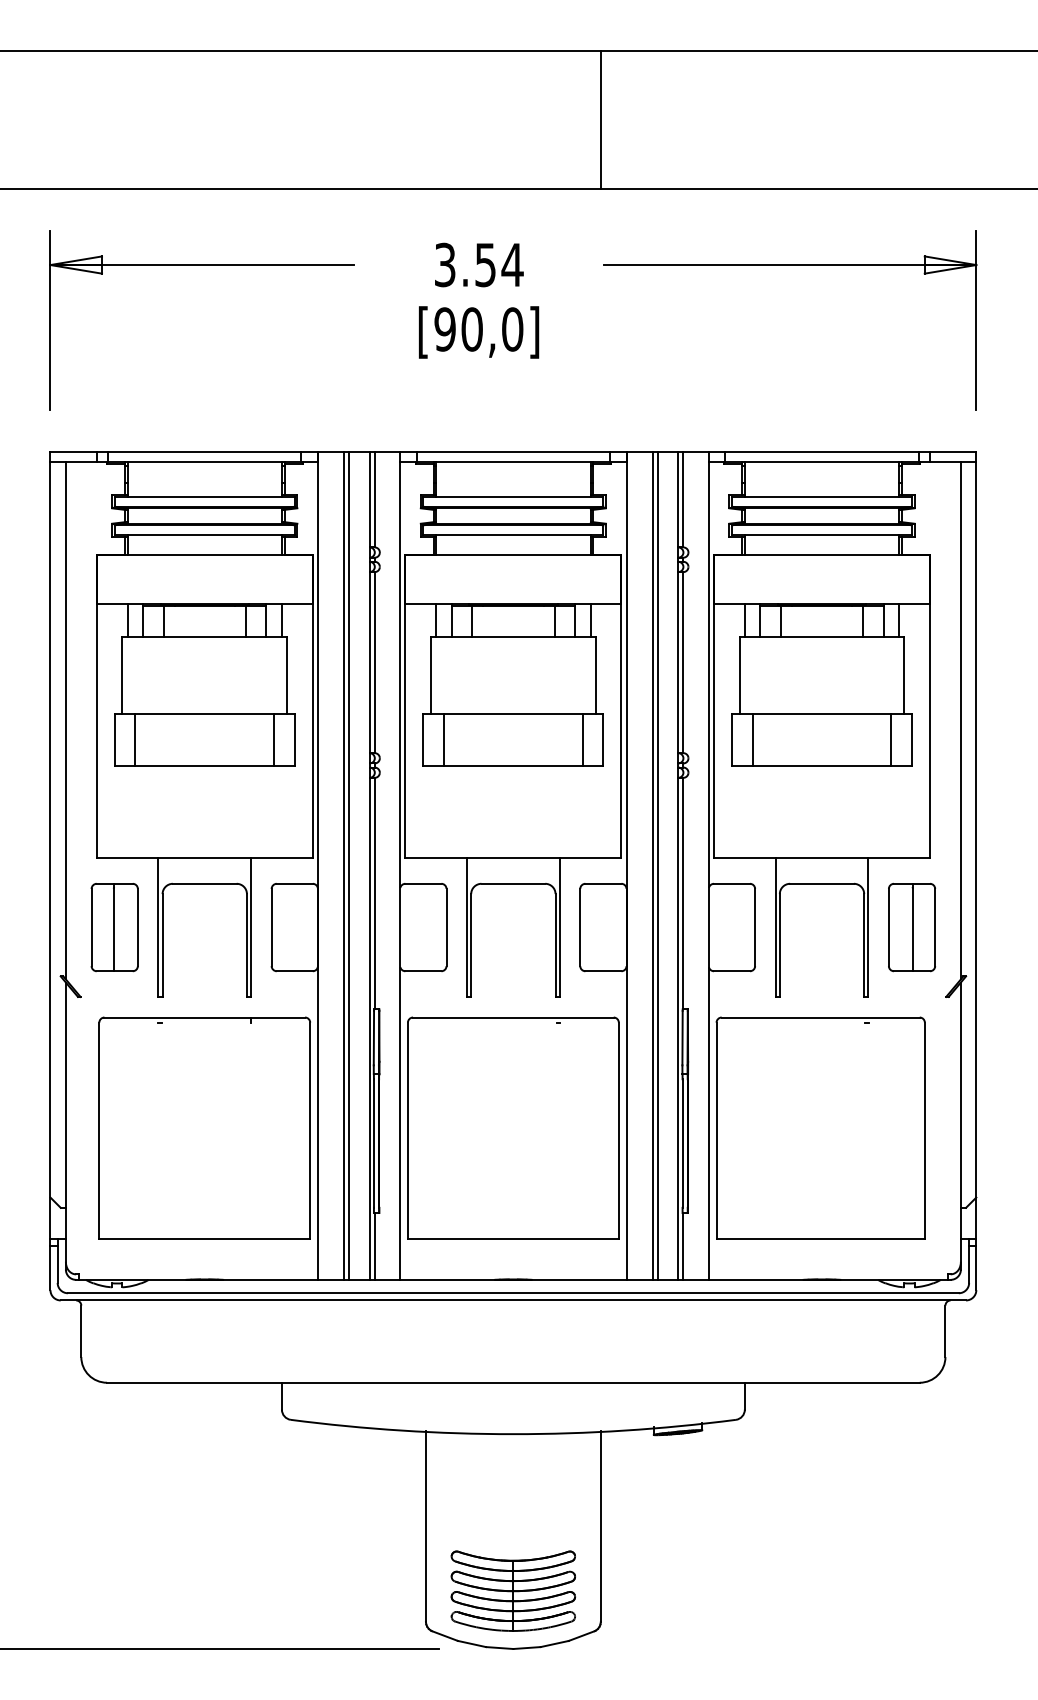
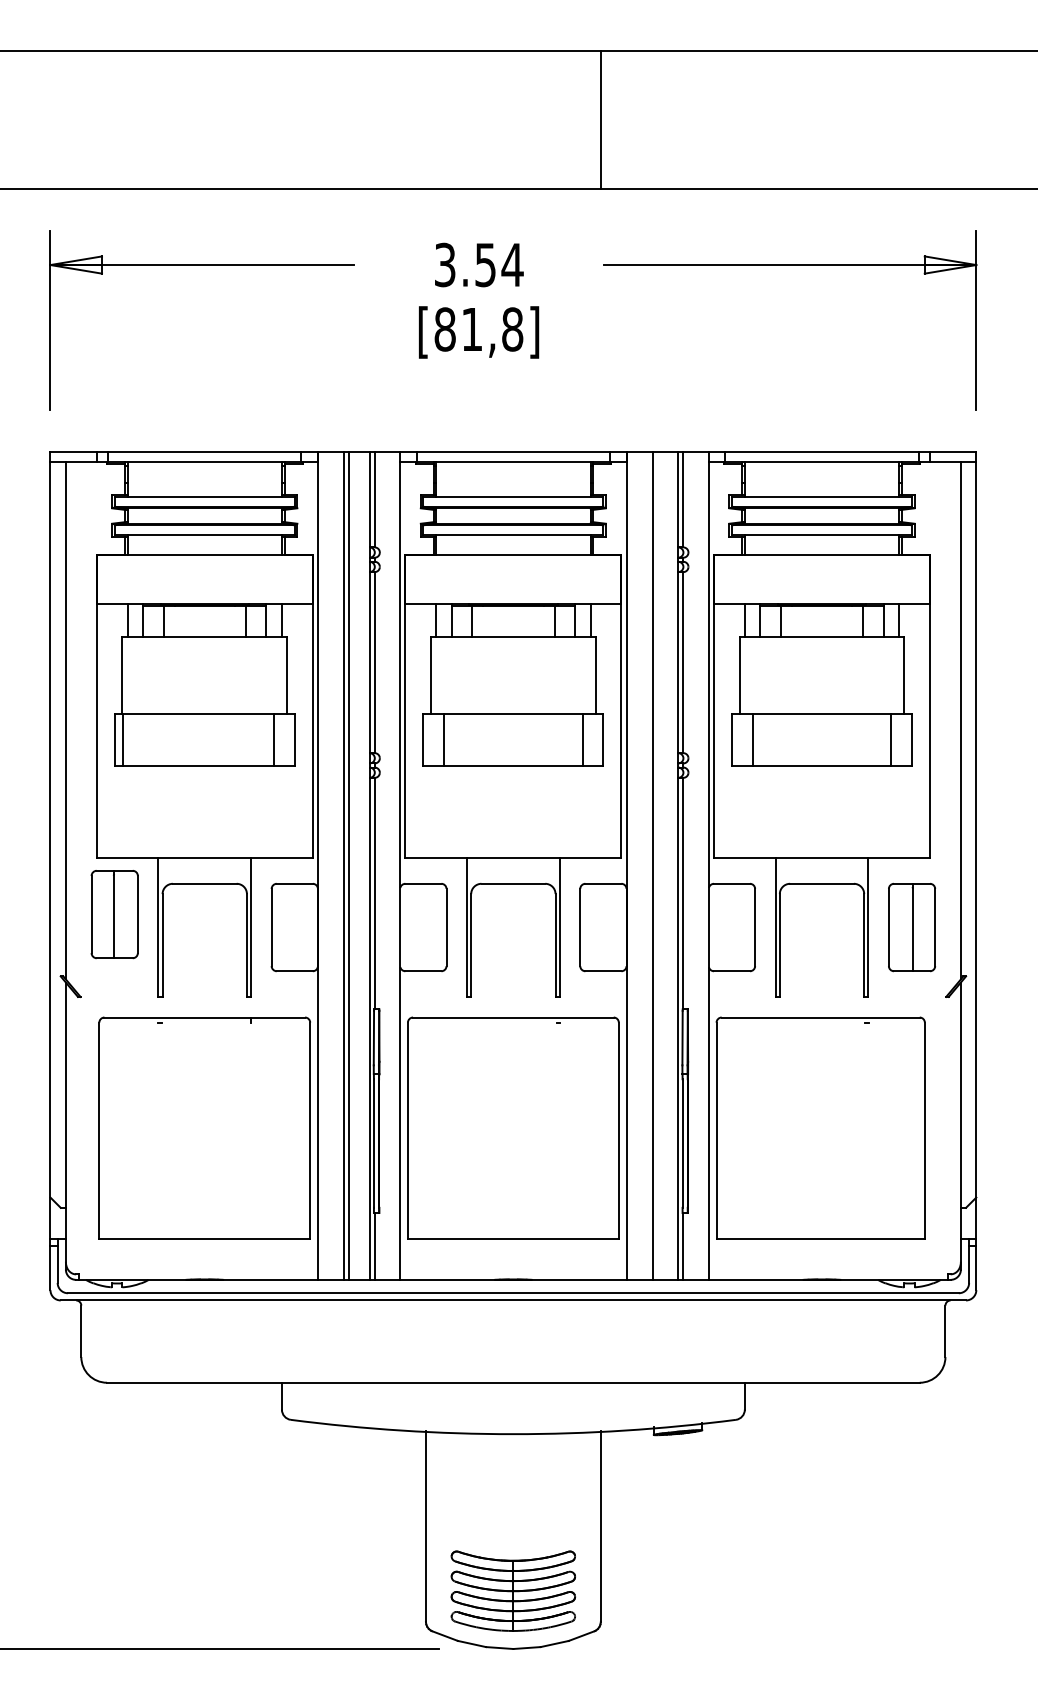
text: [90,0] -> [81,8] (478, 329)
line position: (135, 739) -> (123, 739) (123, 739)
line: present -> none (657, 865)
part position: (114, 927) -> (114, 914) (114, 914)
